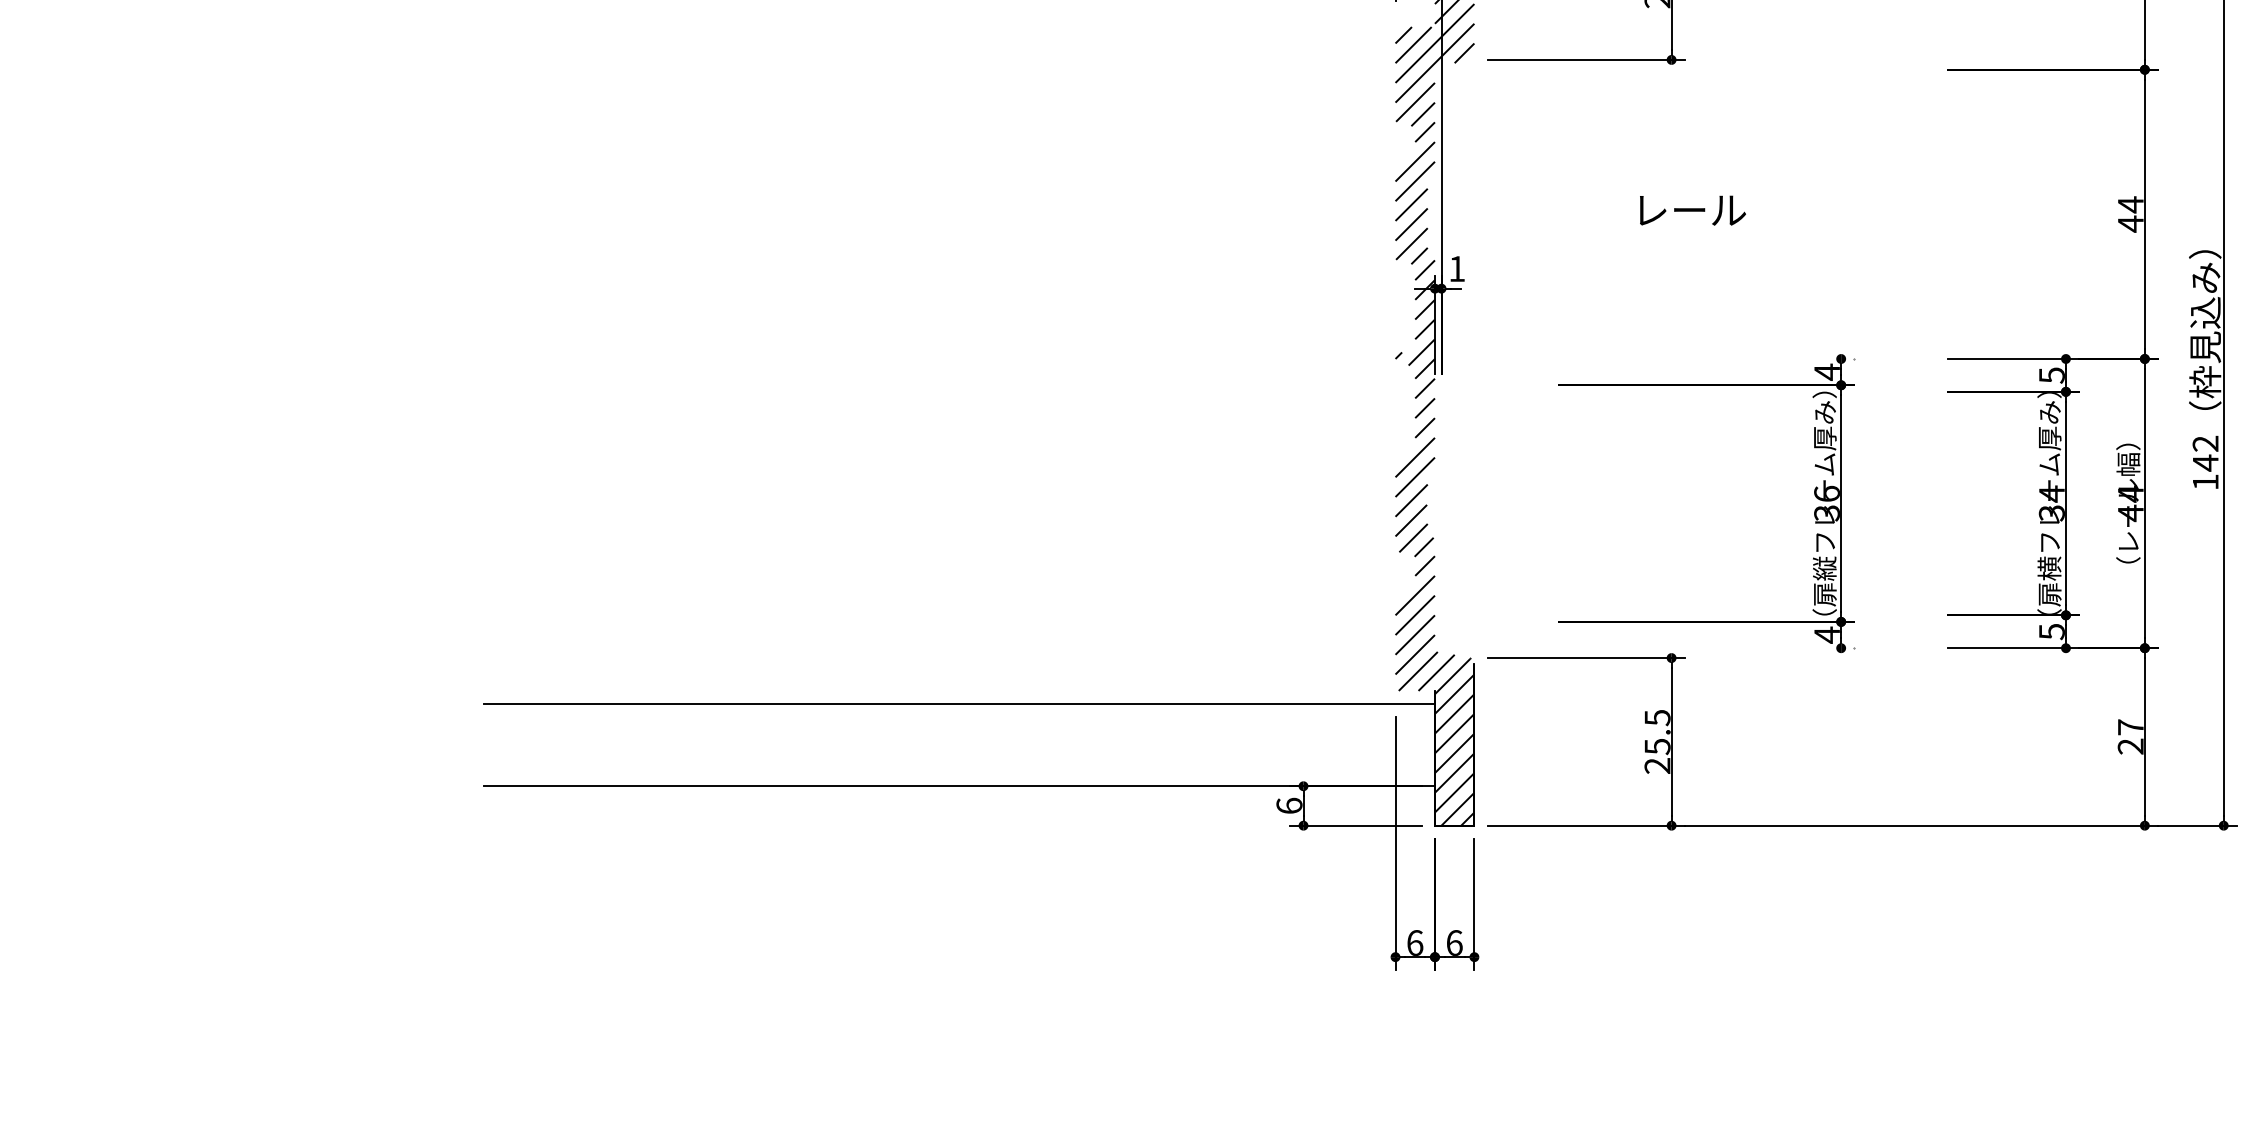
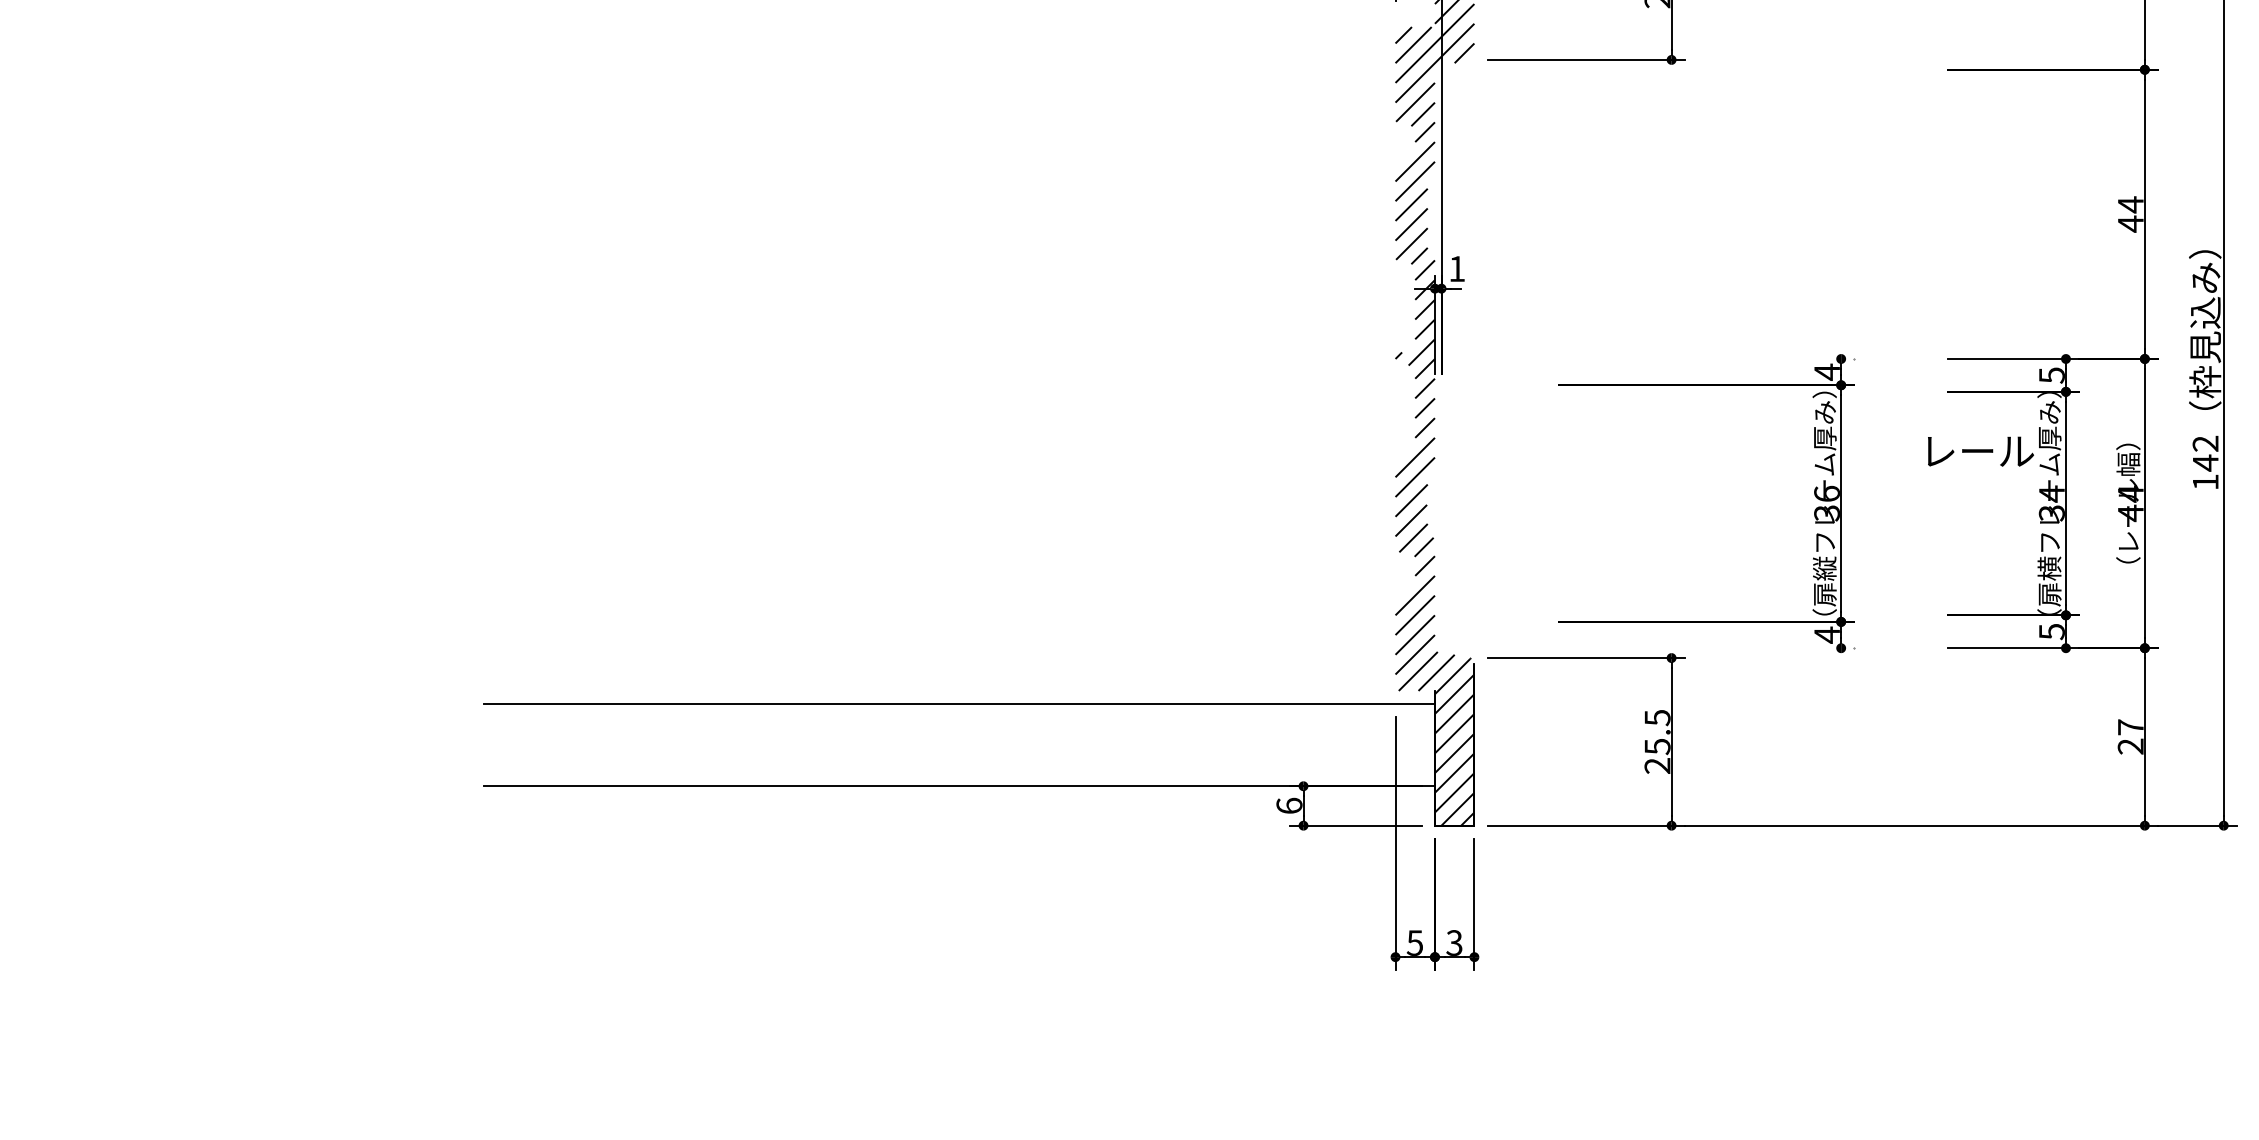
text position: (1692, 210) -> (1980, 451) (1980, 451)
text: 6 -> 5 (1414, 942)
text: 6 -> 3 (1454, 942)
